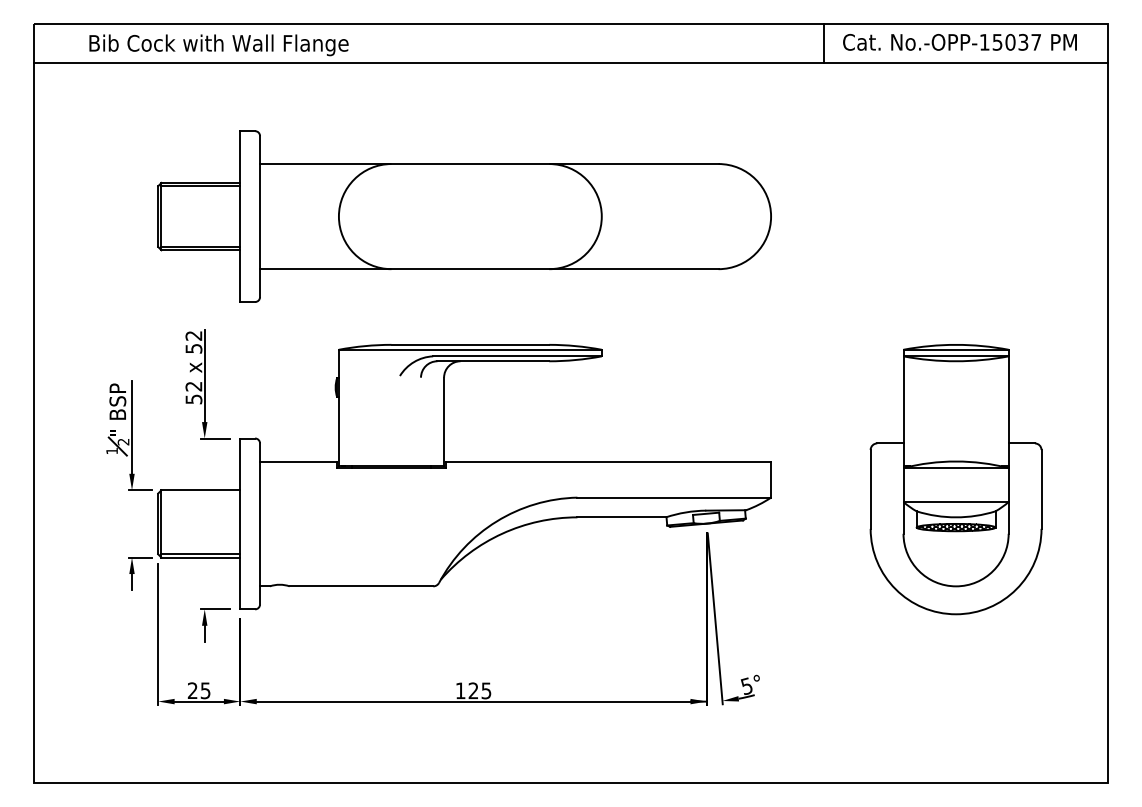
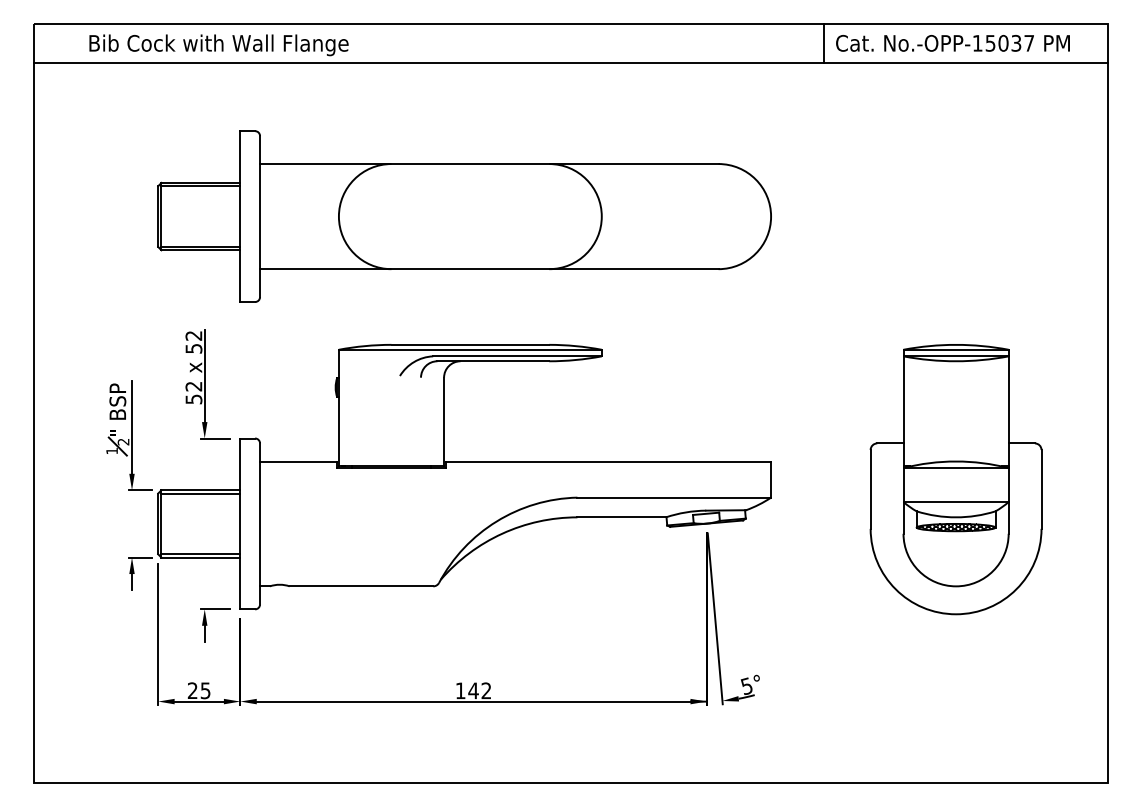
text position: (959, 42) -> (952, 43) (952, 43)
line: none -> present (200, 493)
text: 125 -> 142 (479, 690)
